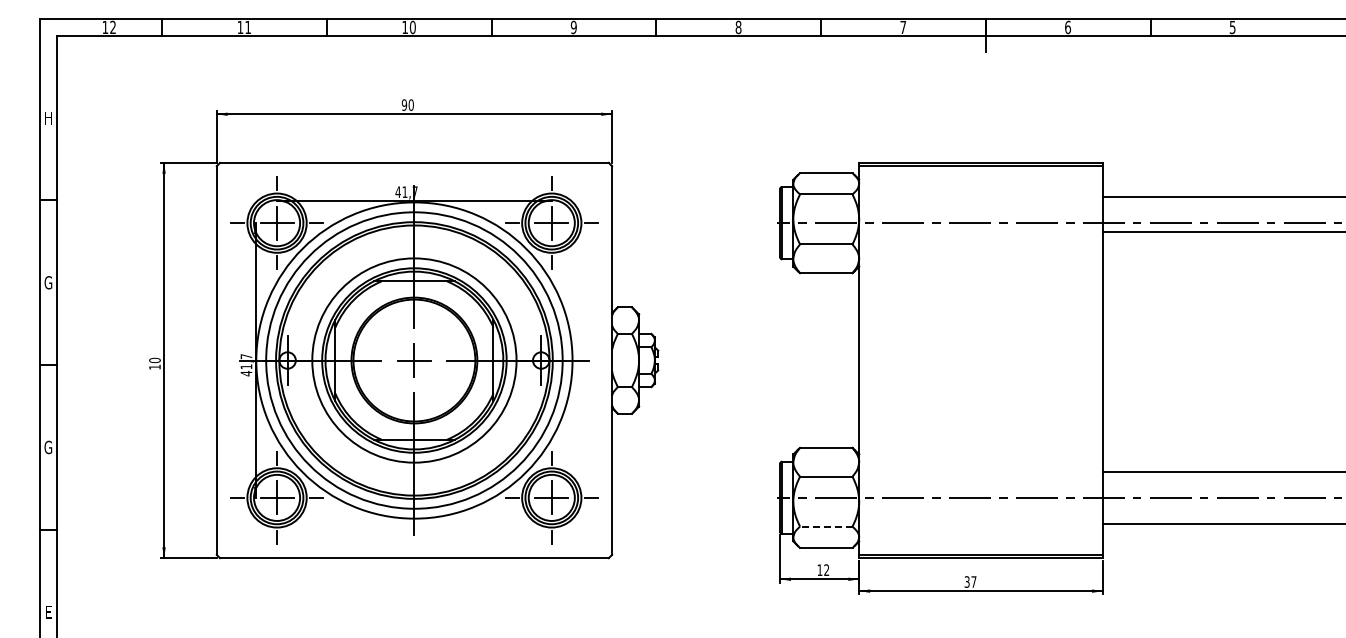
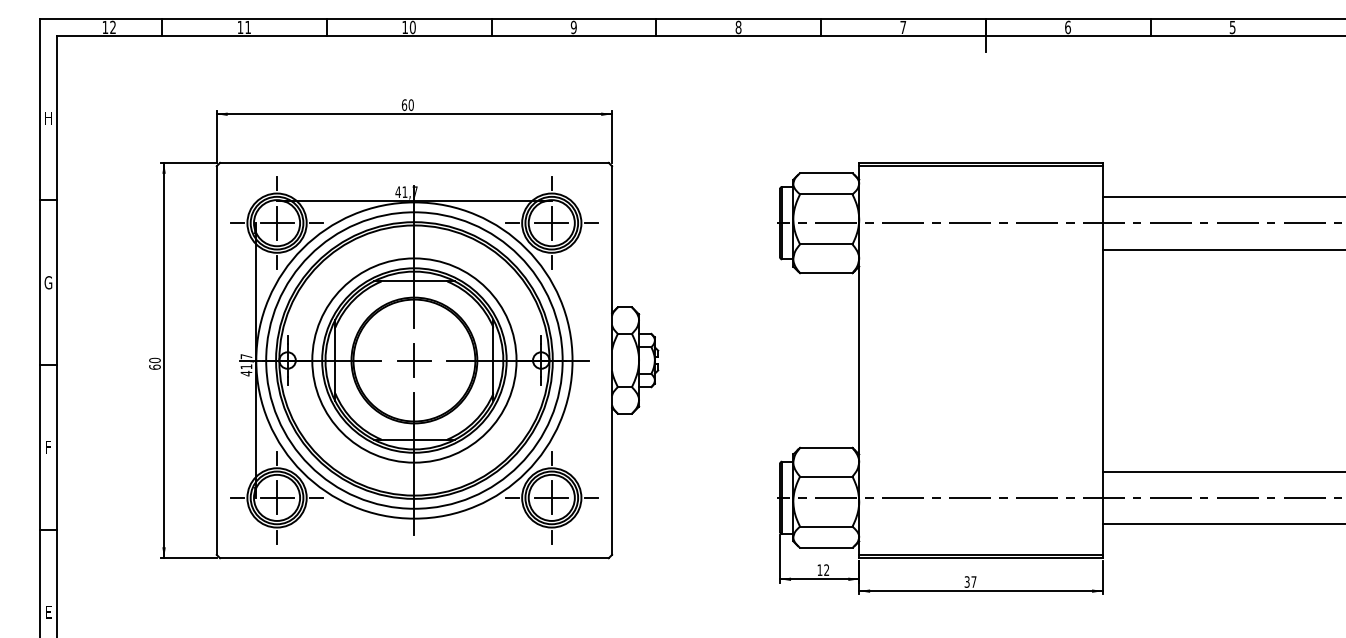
text: 90 -> 60 (404, 104)
line position: (1222, 231) -> (1222, 249) (1222, 249)
text: 10 -> 60 (154, 366)
text: G -> F (48, 447)
line: dashed -> solid (825, 526)
